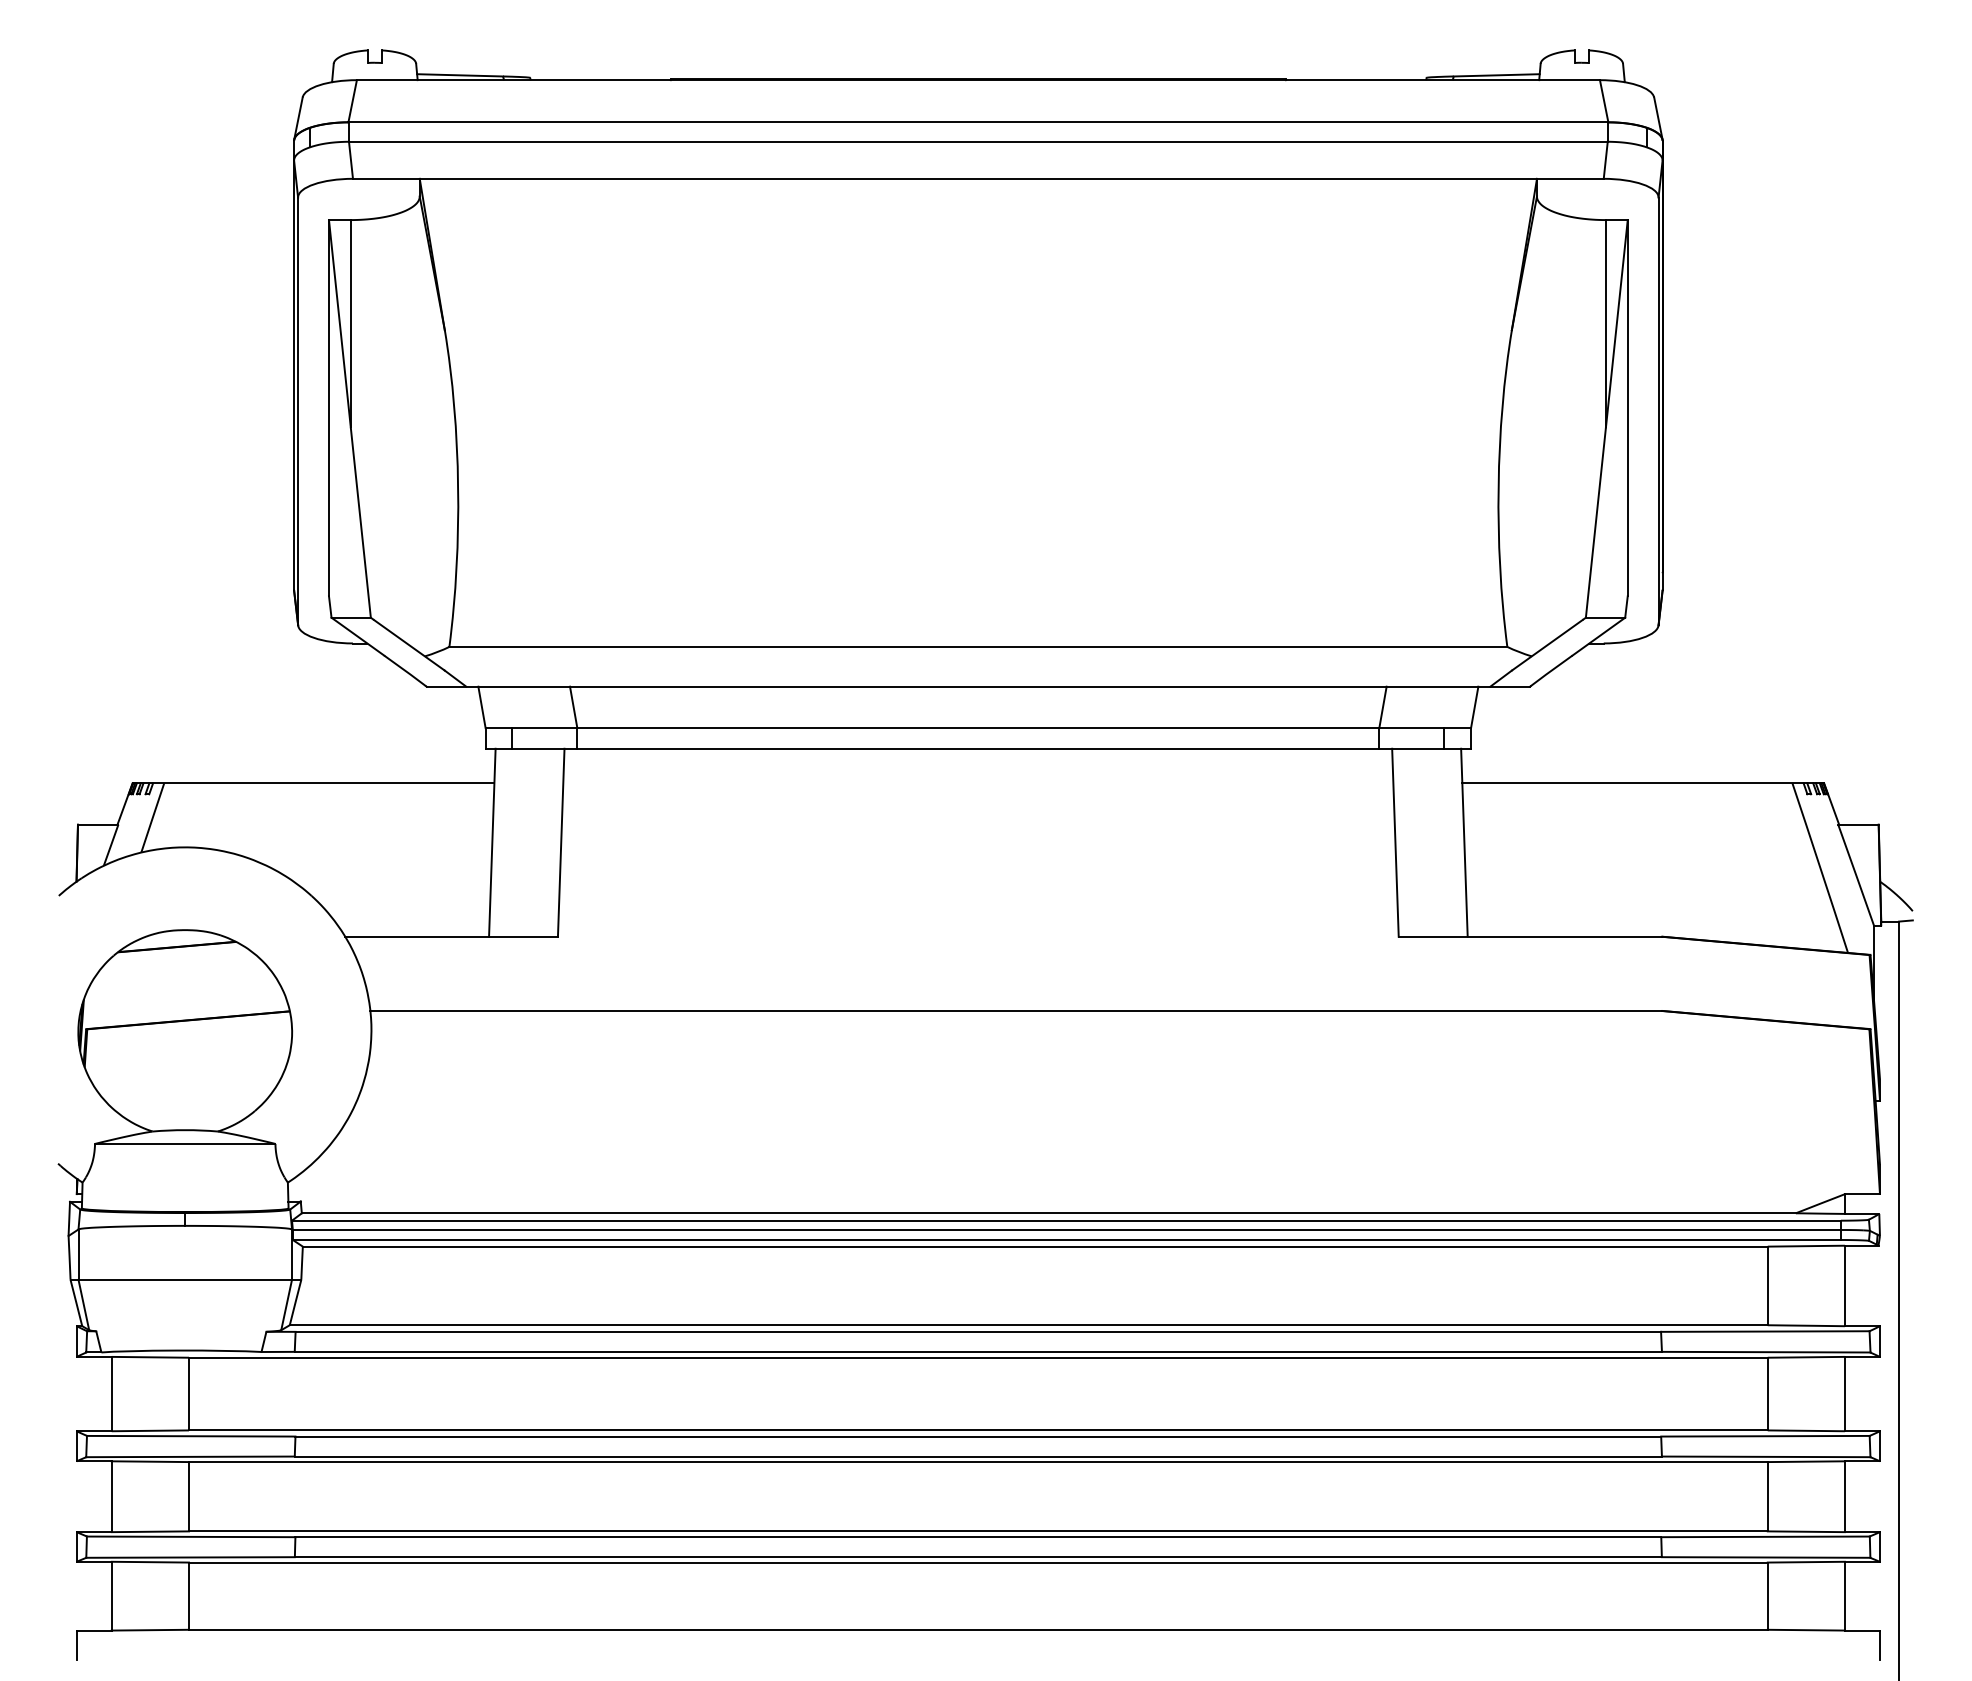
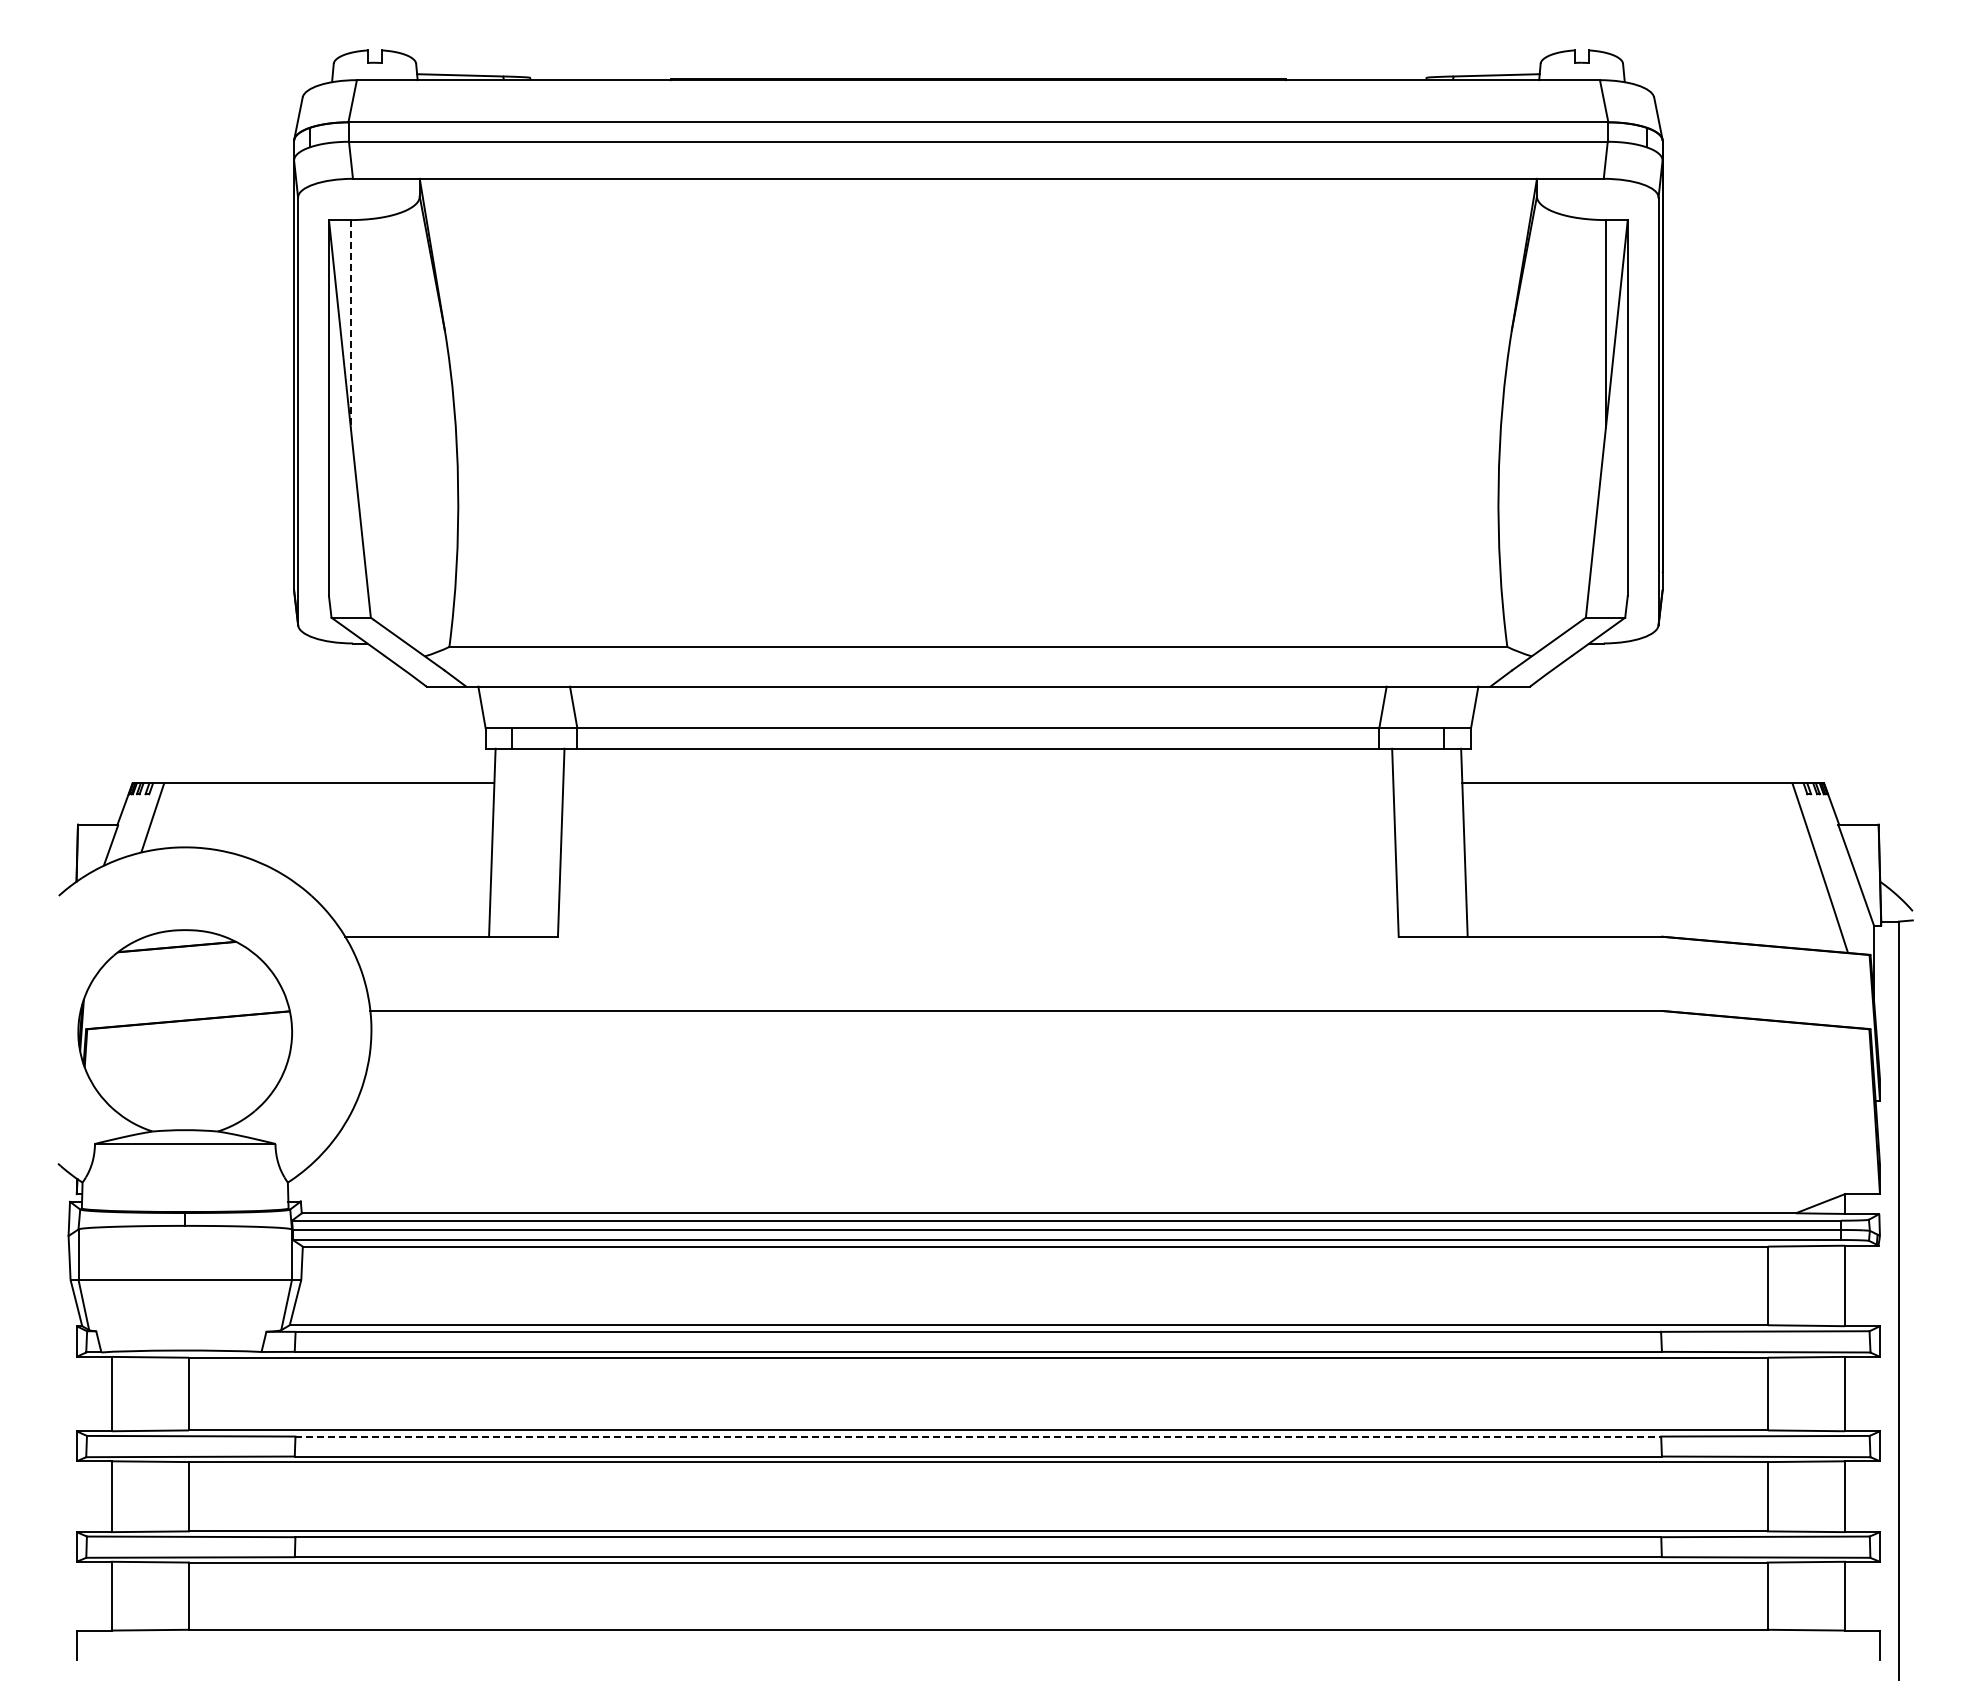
line: solid -> dashed (350, 323)
line: solid -> dashed (978, 1436)
